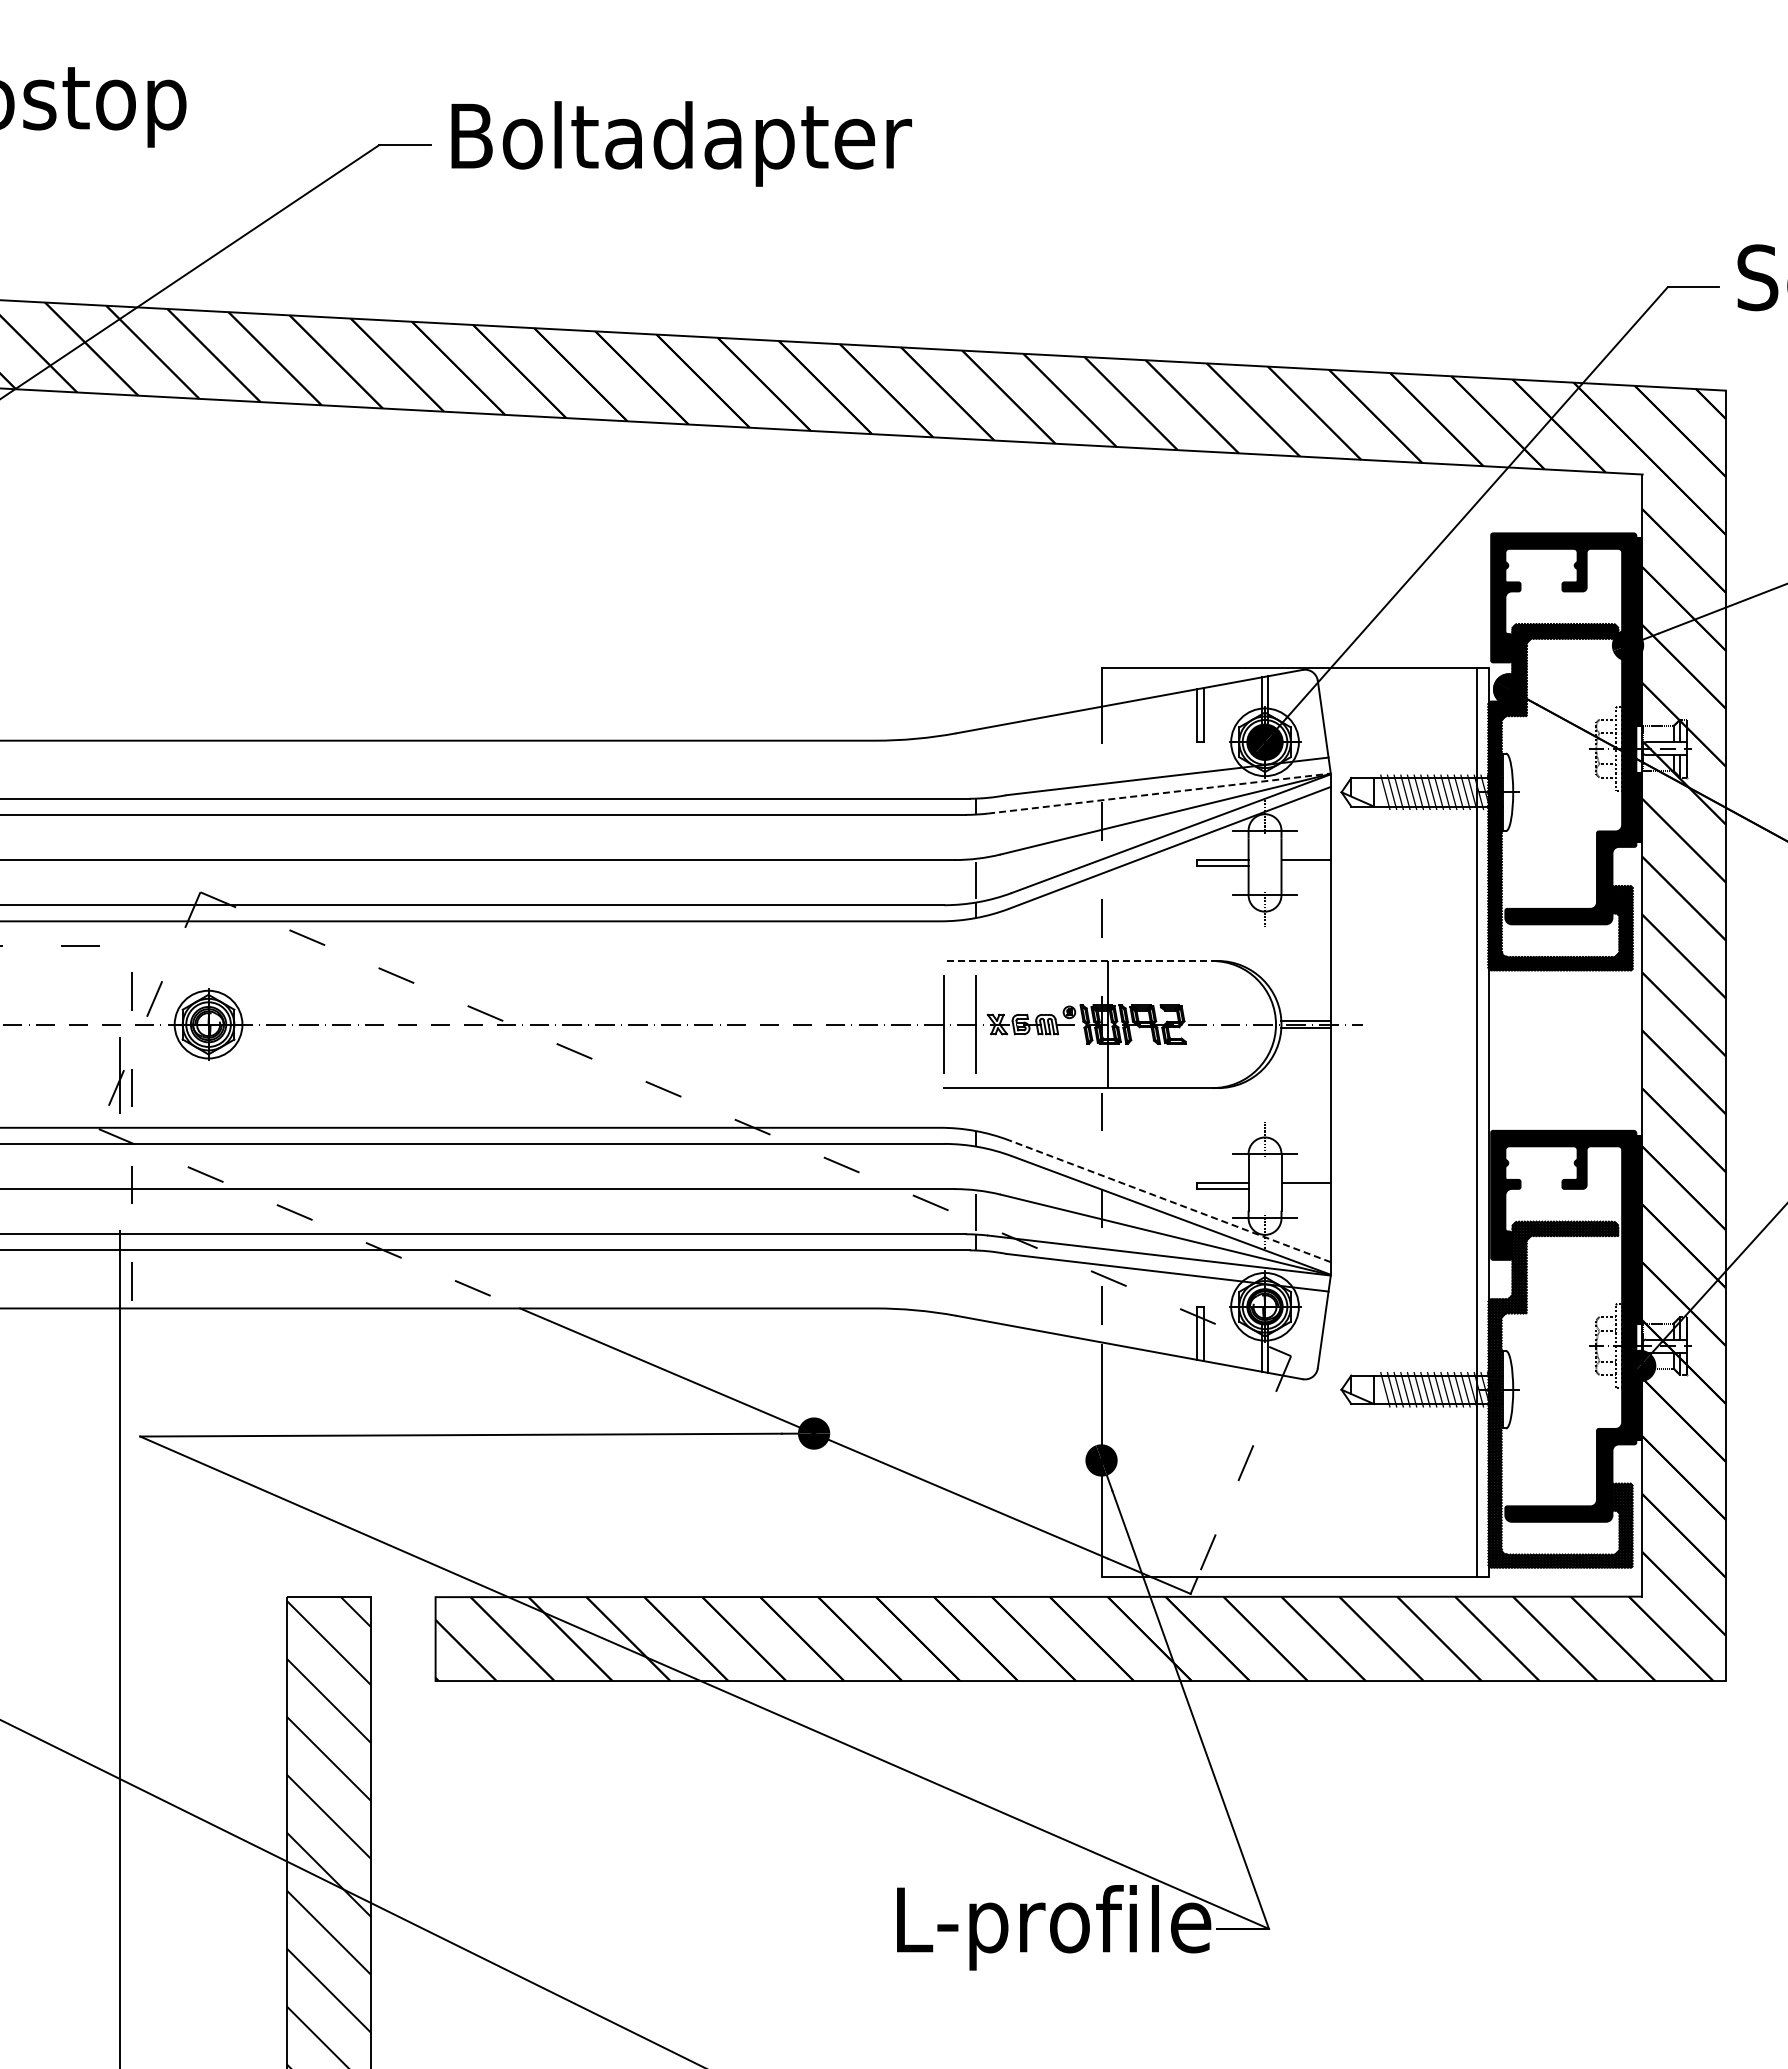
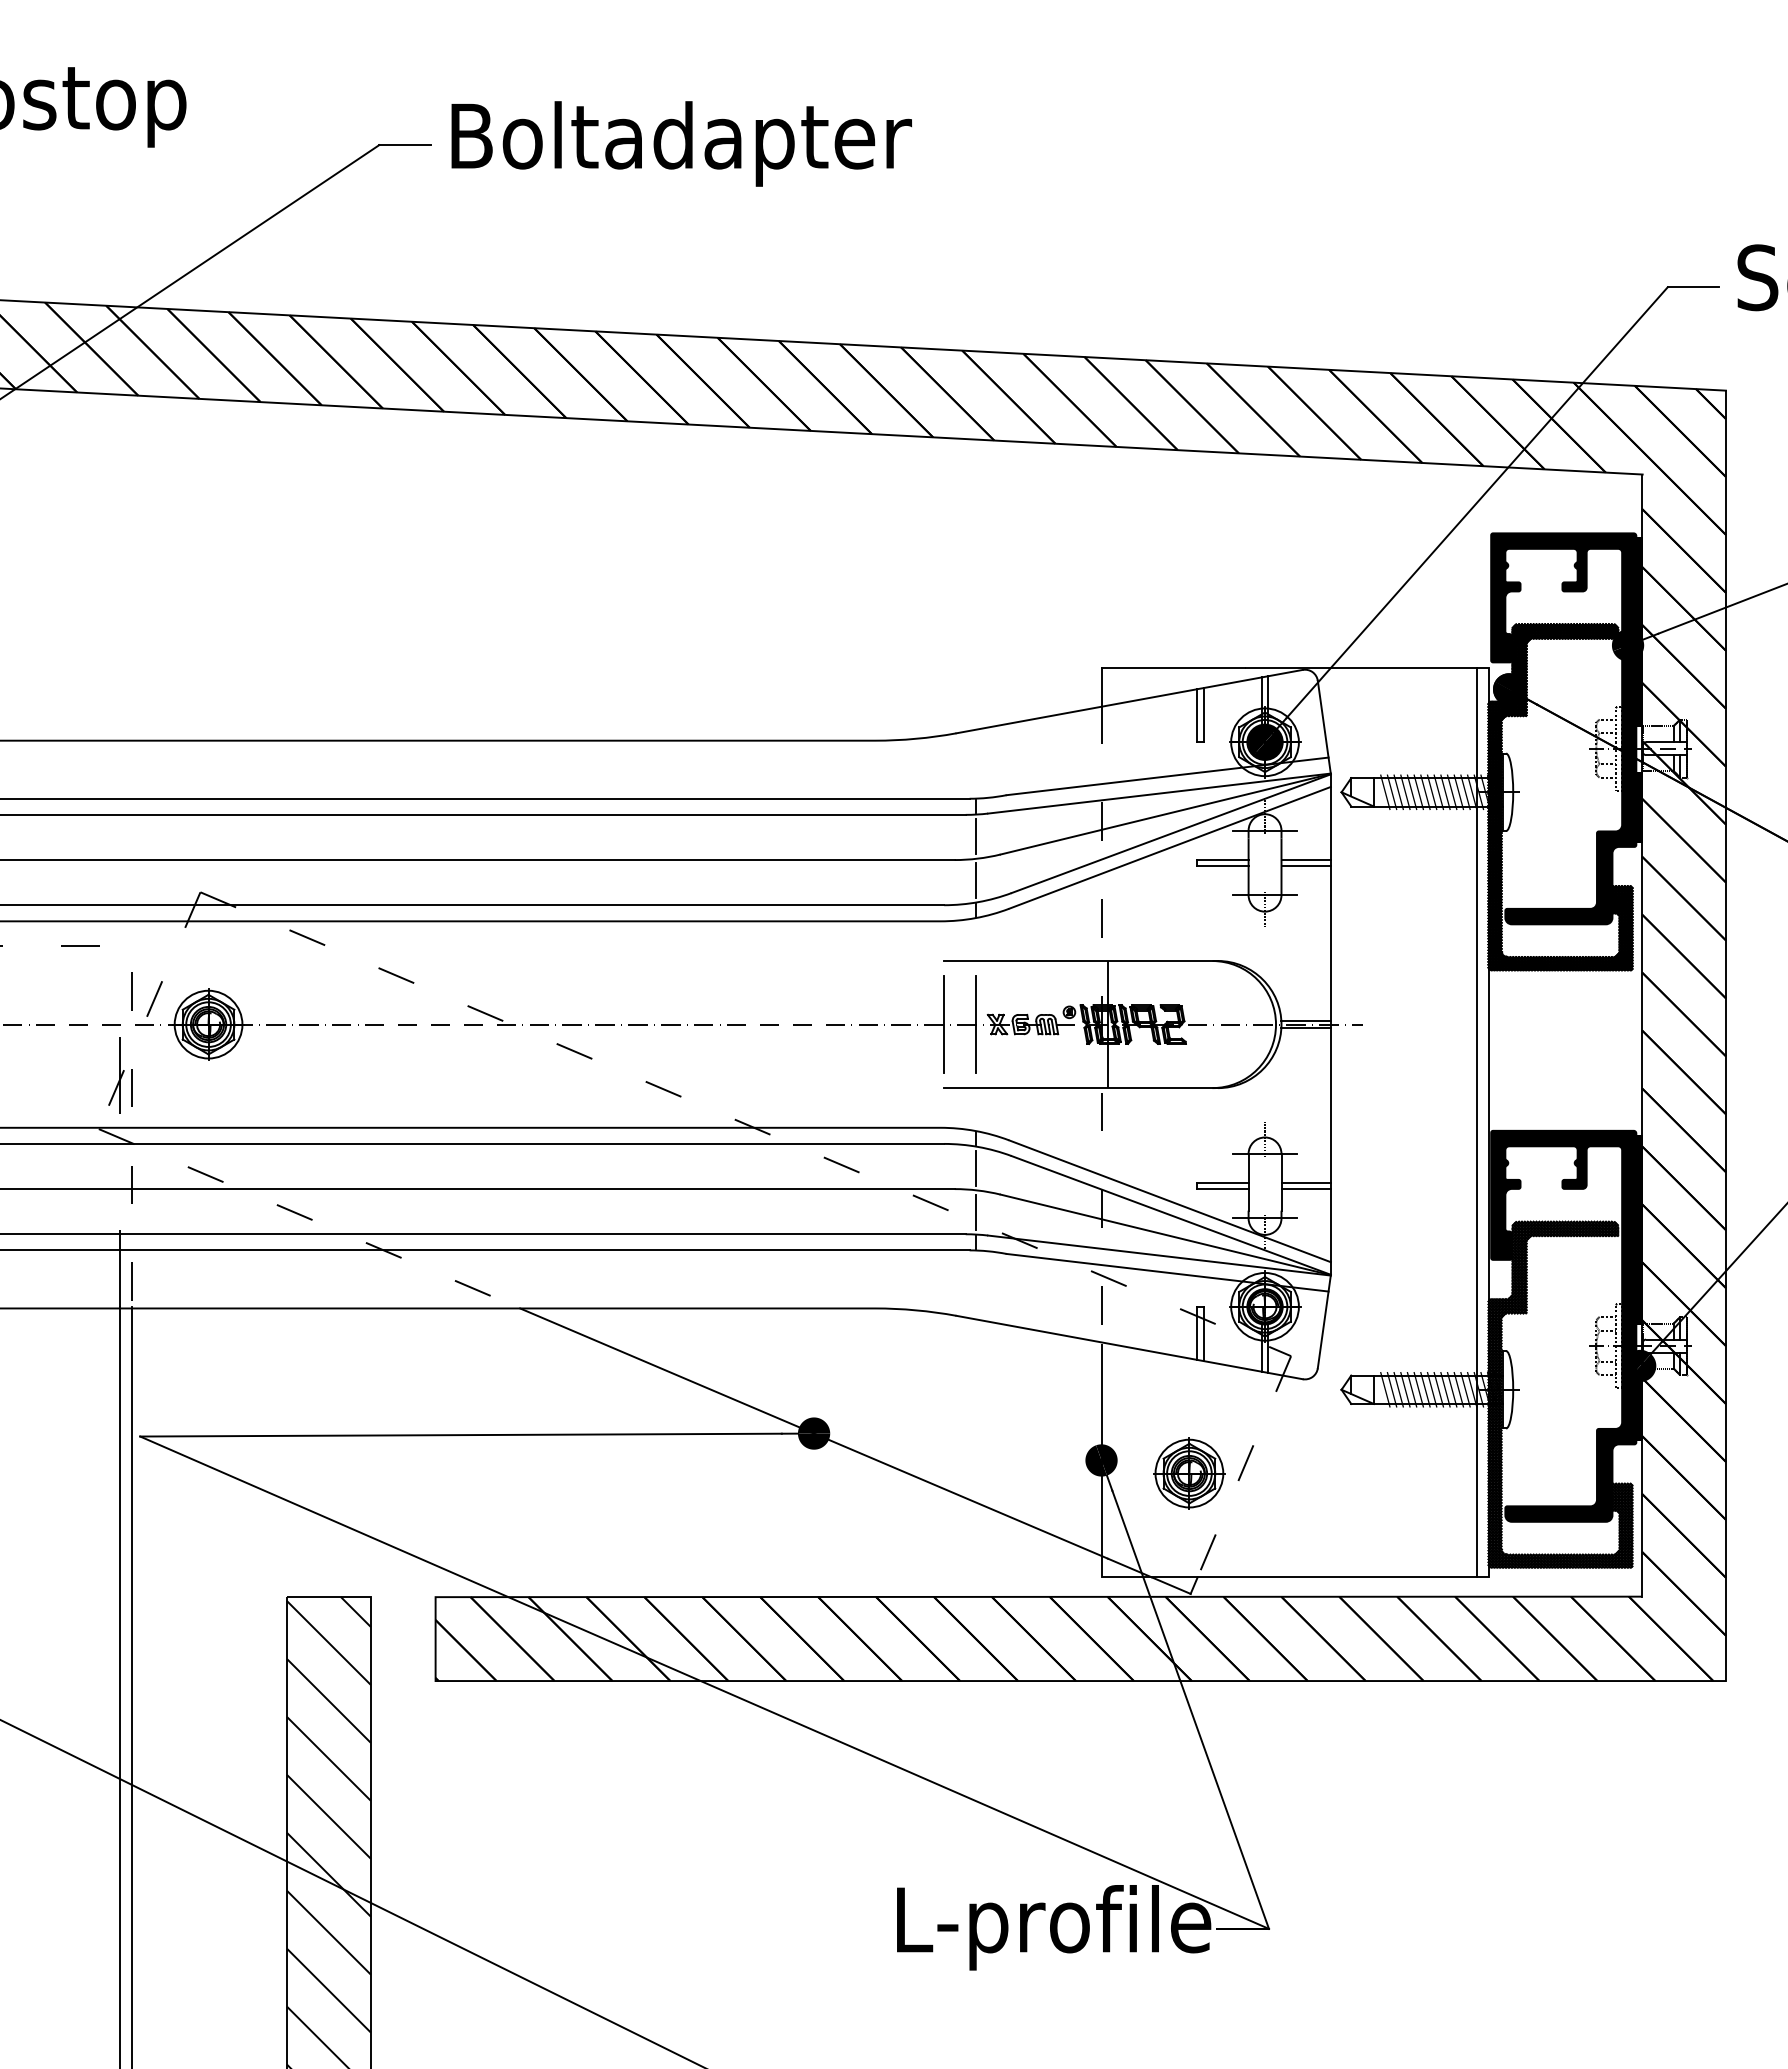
line: dashed -> solid (1159, 793)
line: none -> present (976, 836)
line: none -> present (1305, 866)
line: dashed -> solid (1080, 961)
line: none -> present (976, 1168)
line: none -> present (1305, 1189)
line: dashed -> solid (1169, 1201)
part: none -> present (1189, 1473)
line: none -> present (132, 1686)
